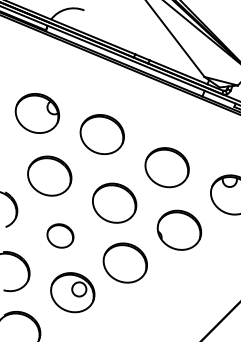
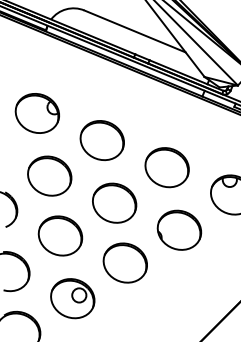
line: none -> present (134, 31)
line: none -> present (196, 43)
part position: (101, 134) -> (101, 140) (101, 140)
part size: 29x26 px -> 47x42 px (60, 235)
part position: (72, 292) -> (72, 298) (72, 298)
